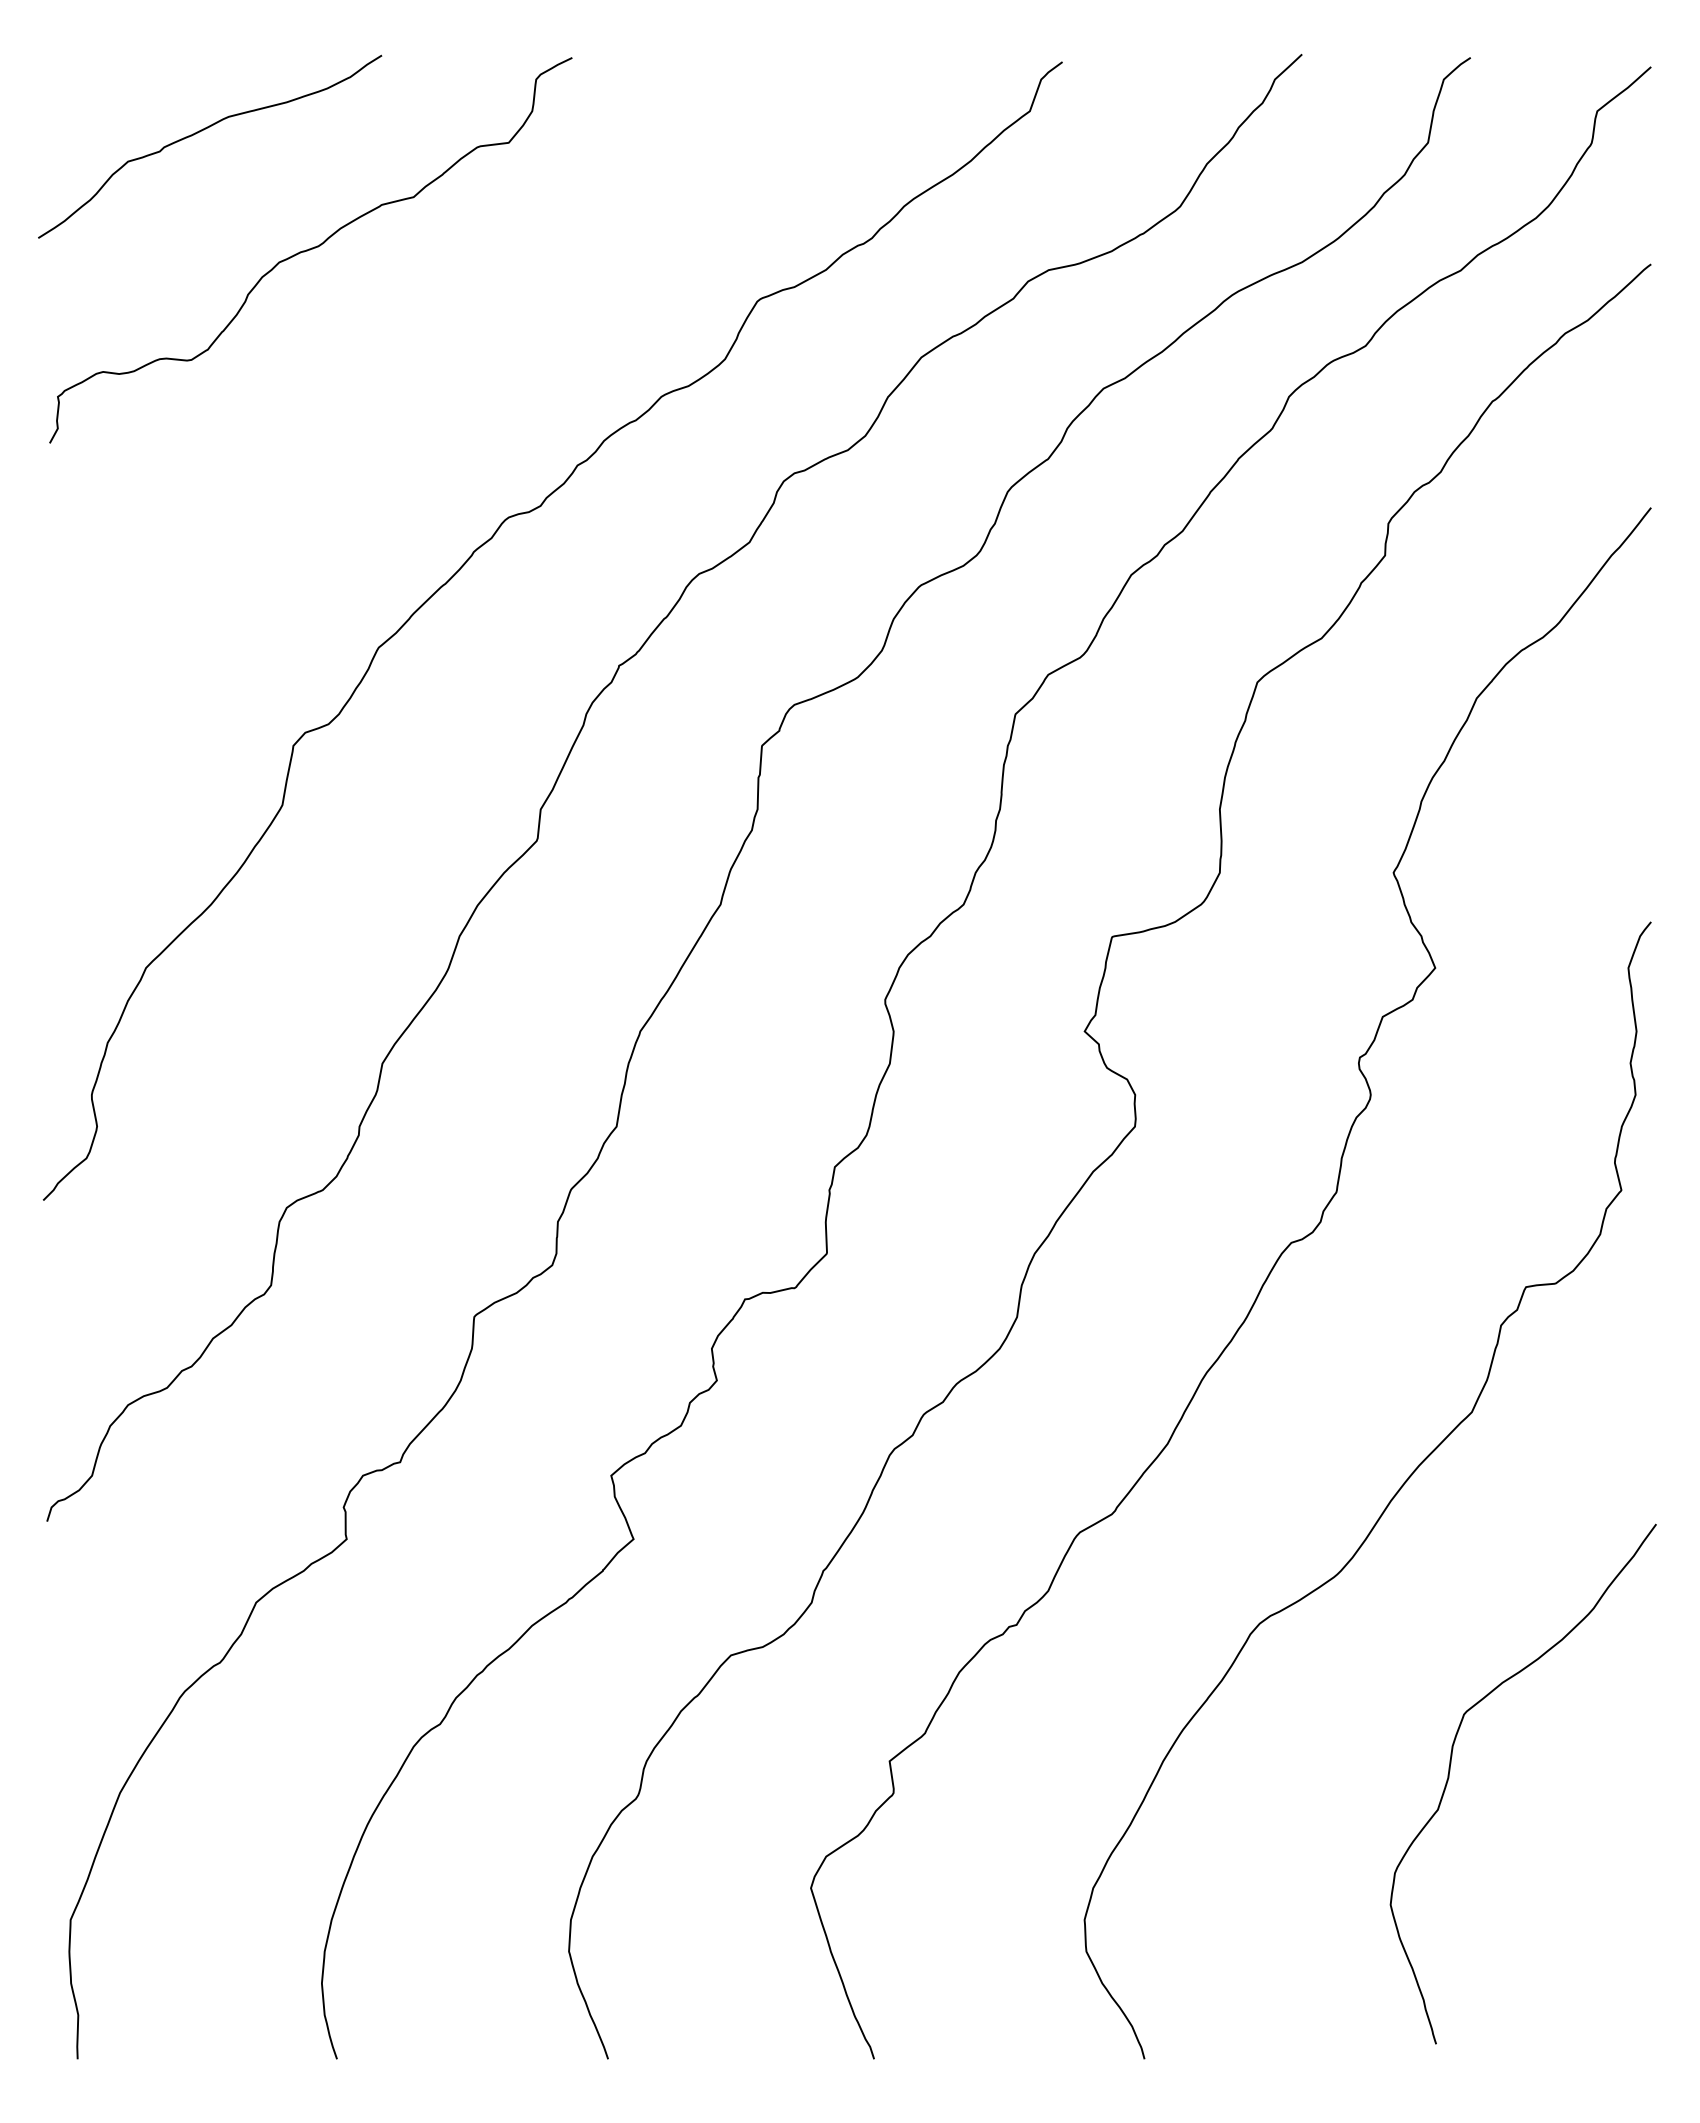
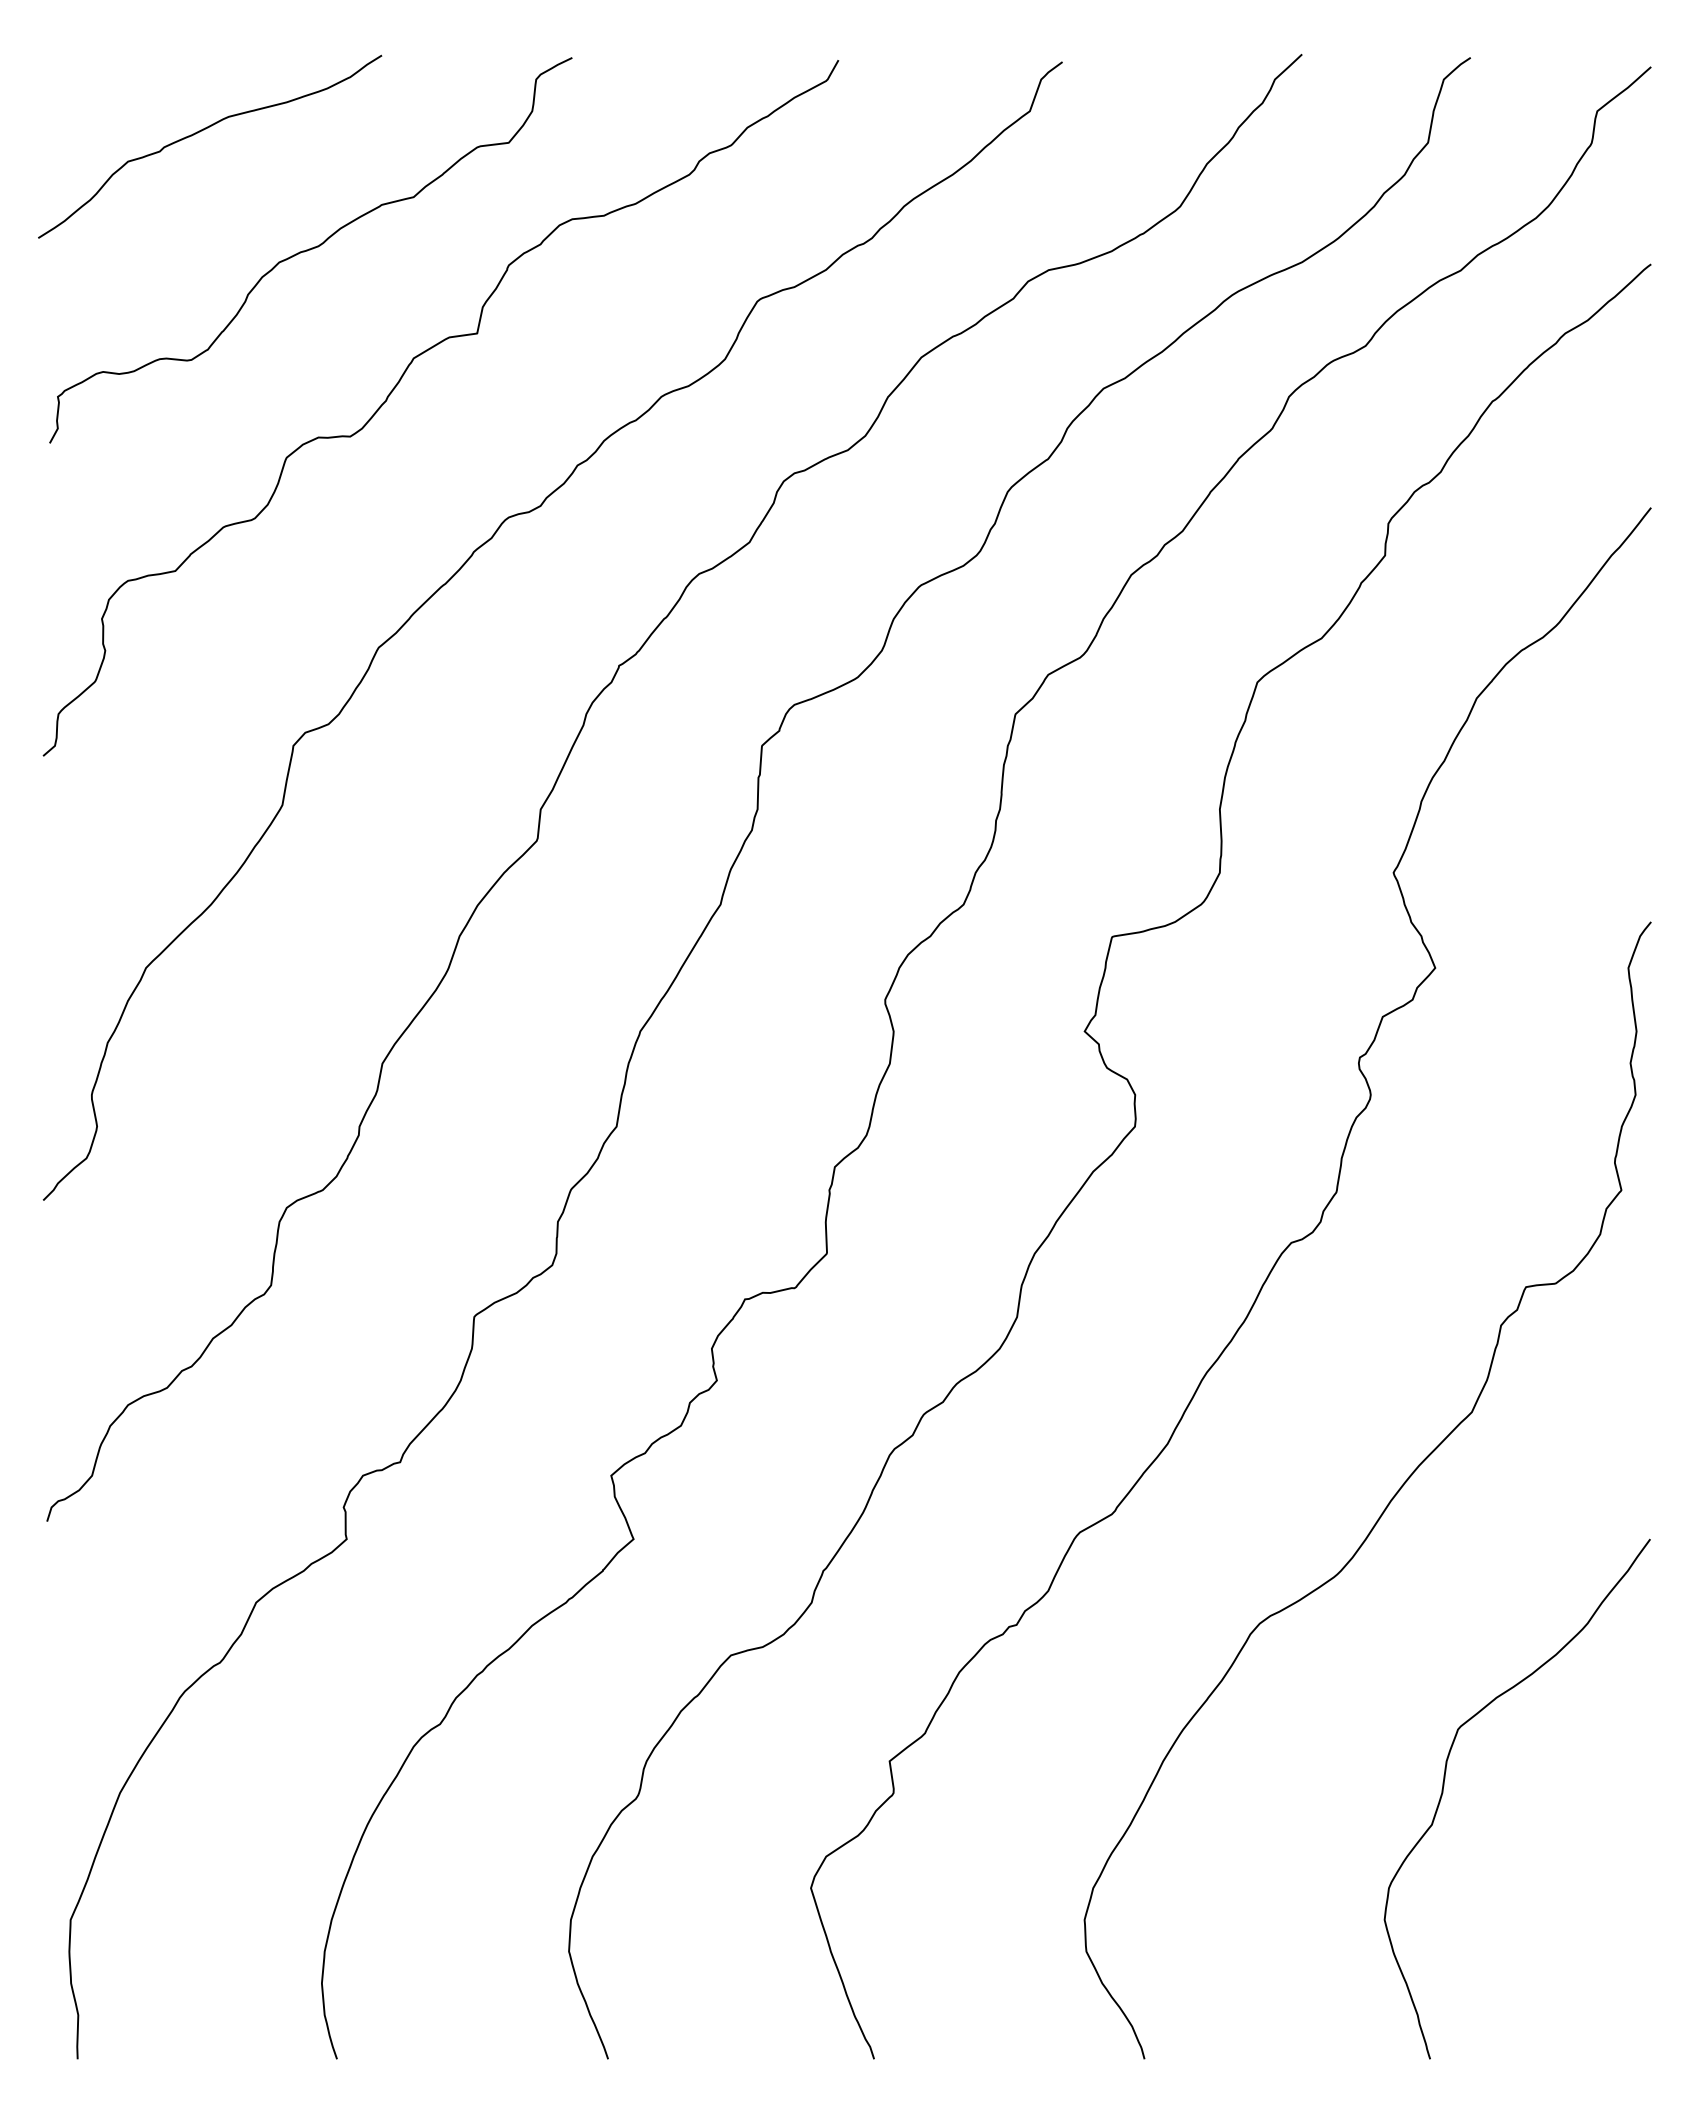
curve: none -> present (400, 381)
curve position: (1450, 1771) -> (1444, 1786) (1444, 1786)
